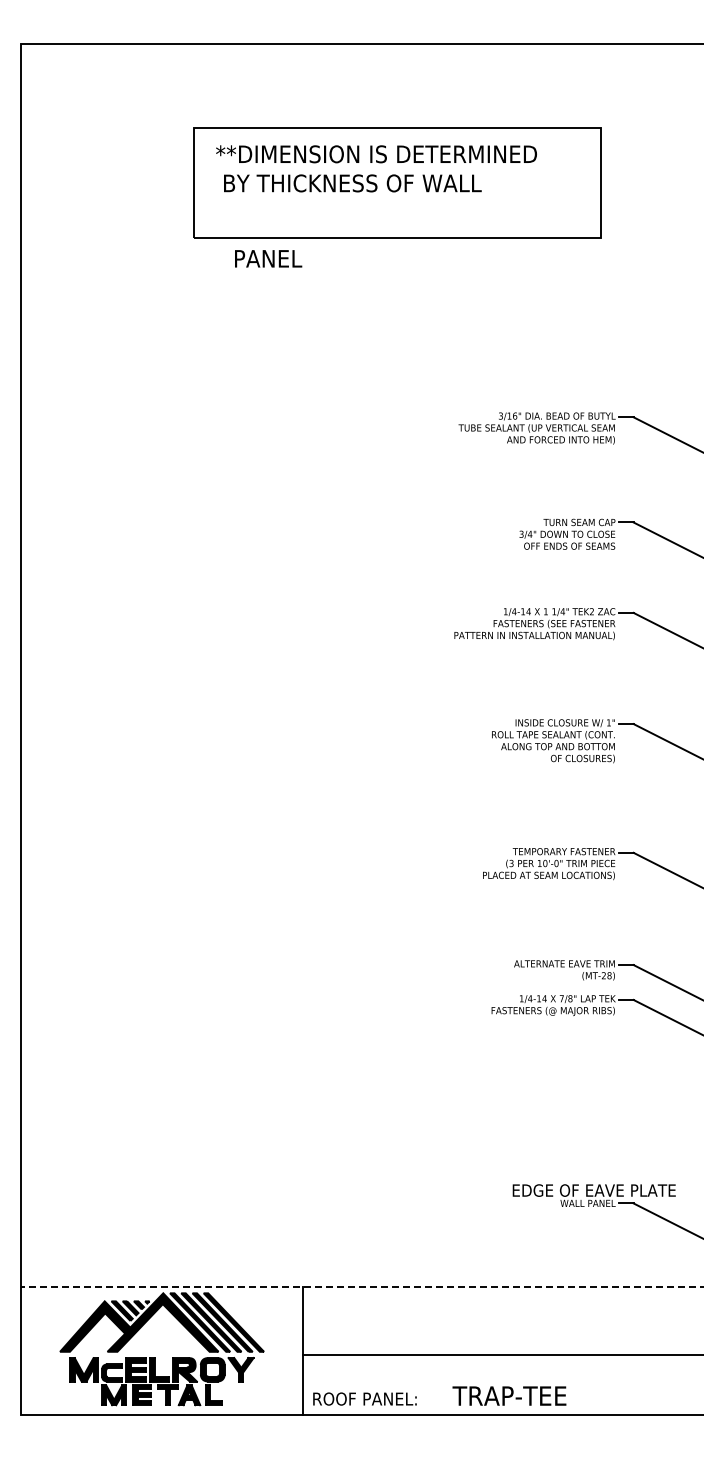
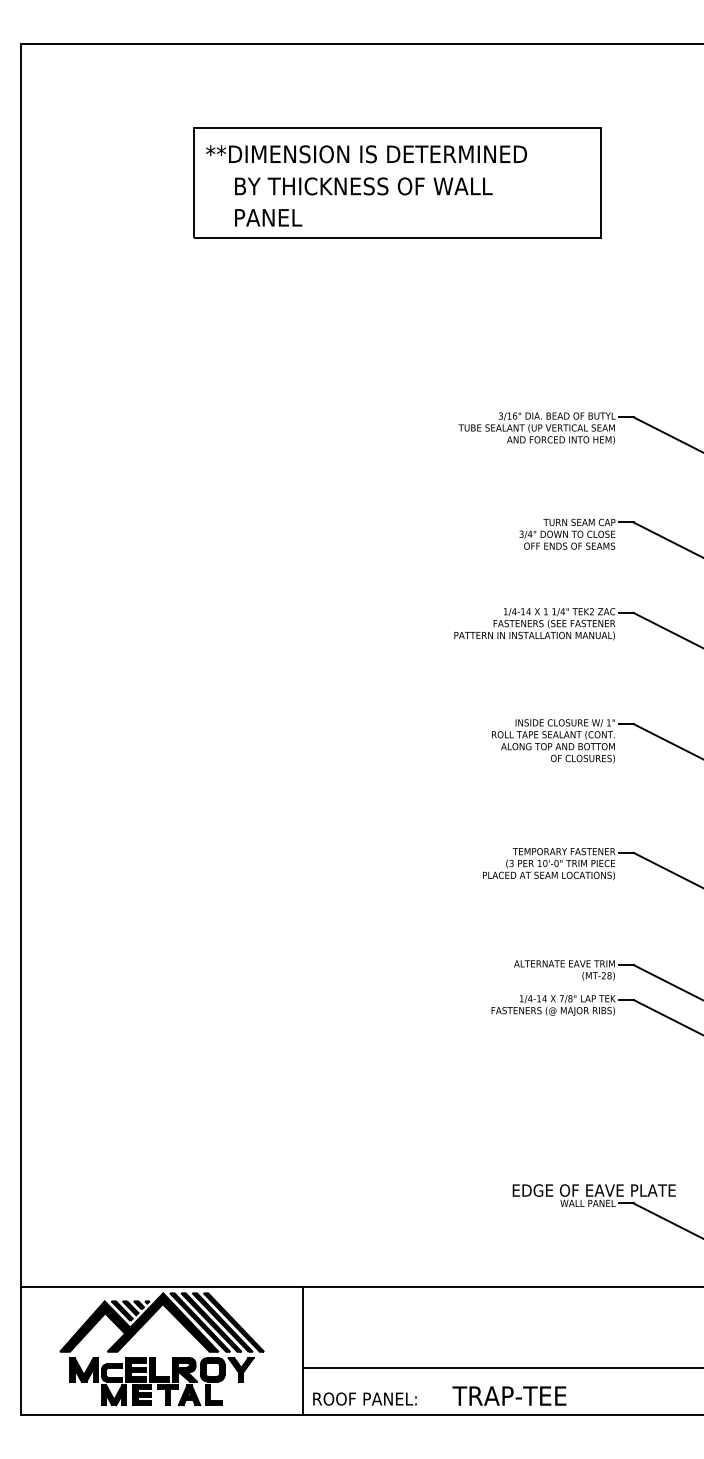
text position: (376, 154) -> (366, 154) (366, 154)
text position: (352, 183) -> (363, 186) (363, 186)
text position: (268, 258) -> (268, 217) (268, 217)
line: dashed -> solid (361, 1286)
line position: (501, 1354) -> (501, 1367) (501, 1367)
